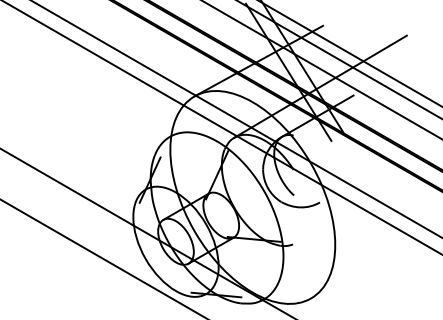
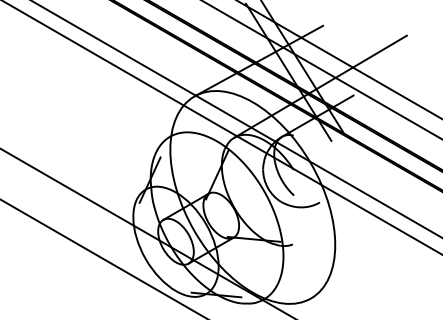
line: present -> none (350, 53)
